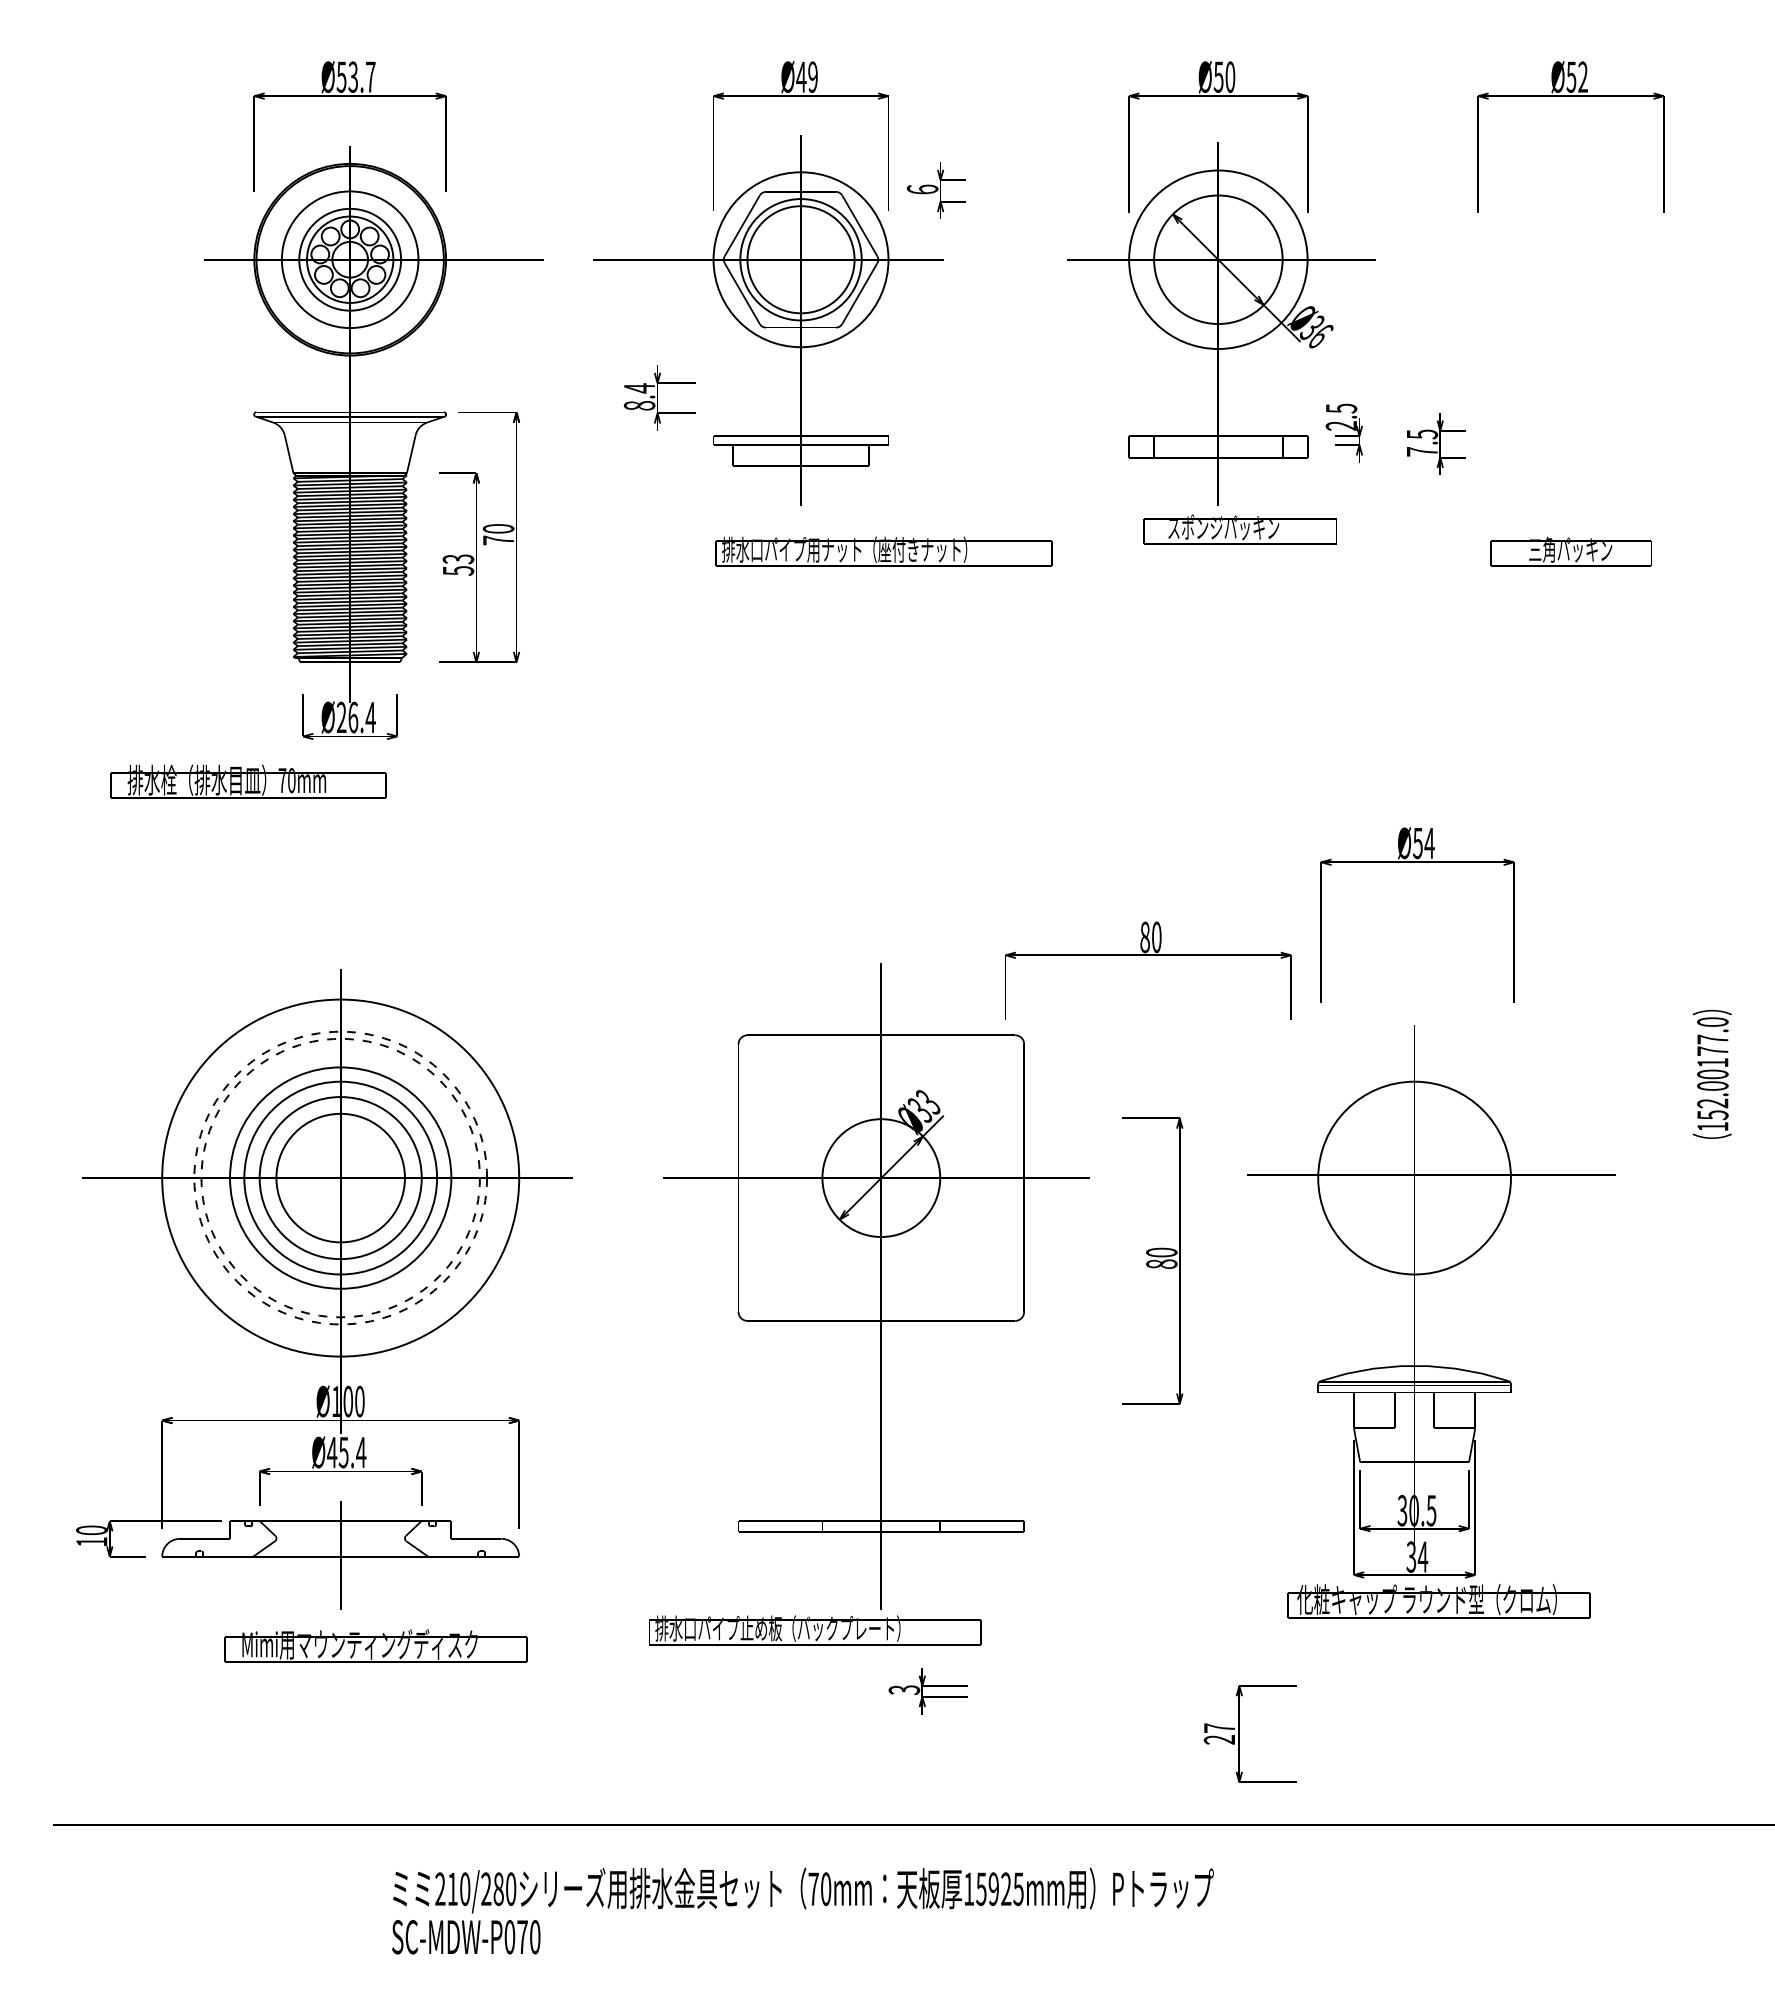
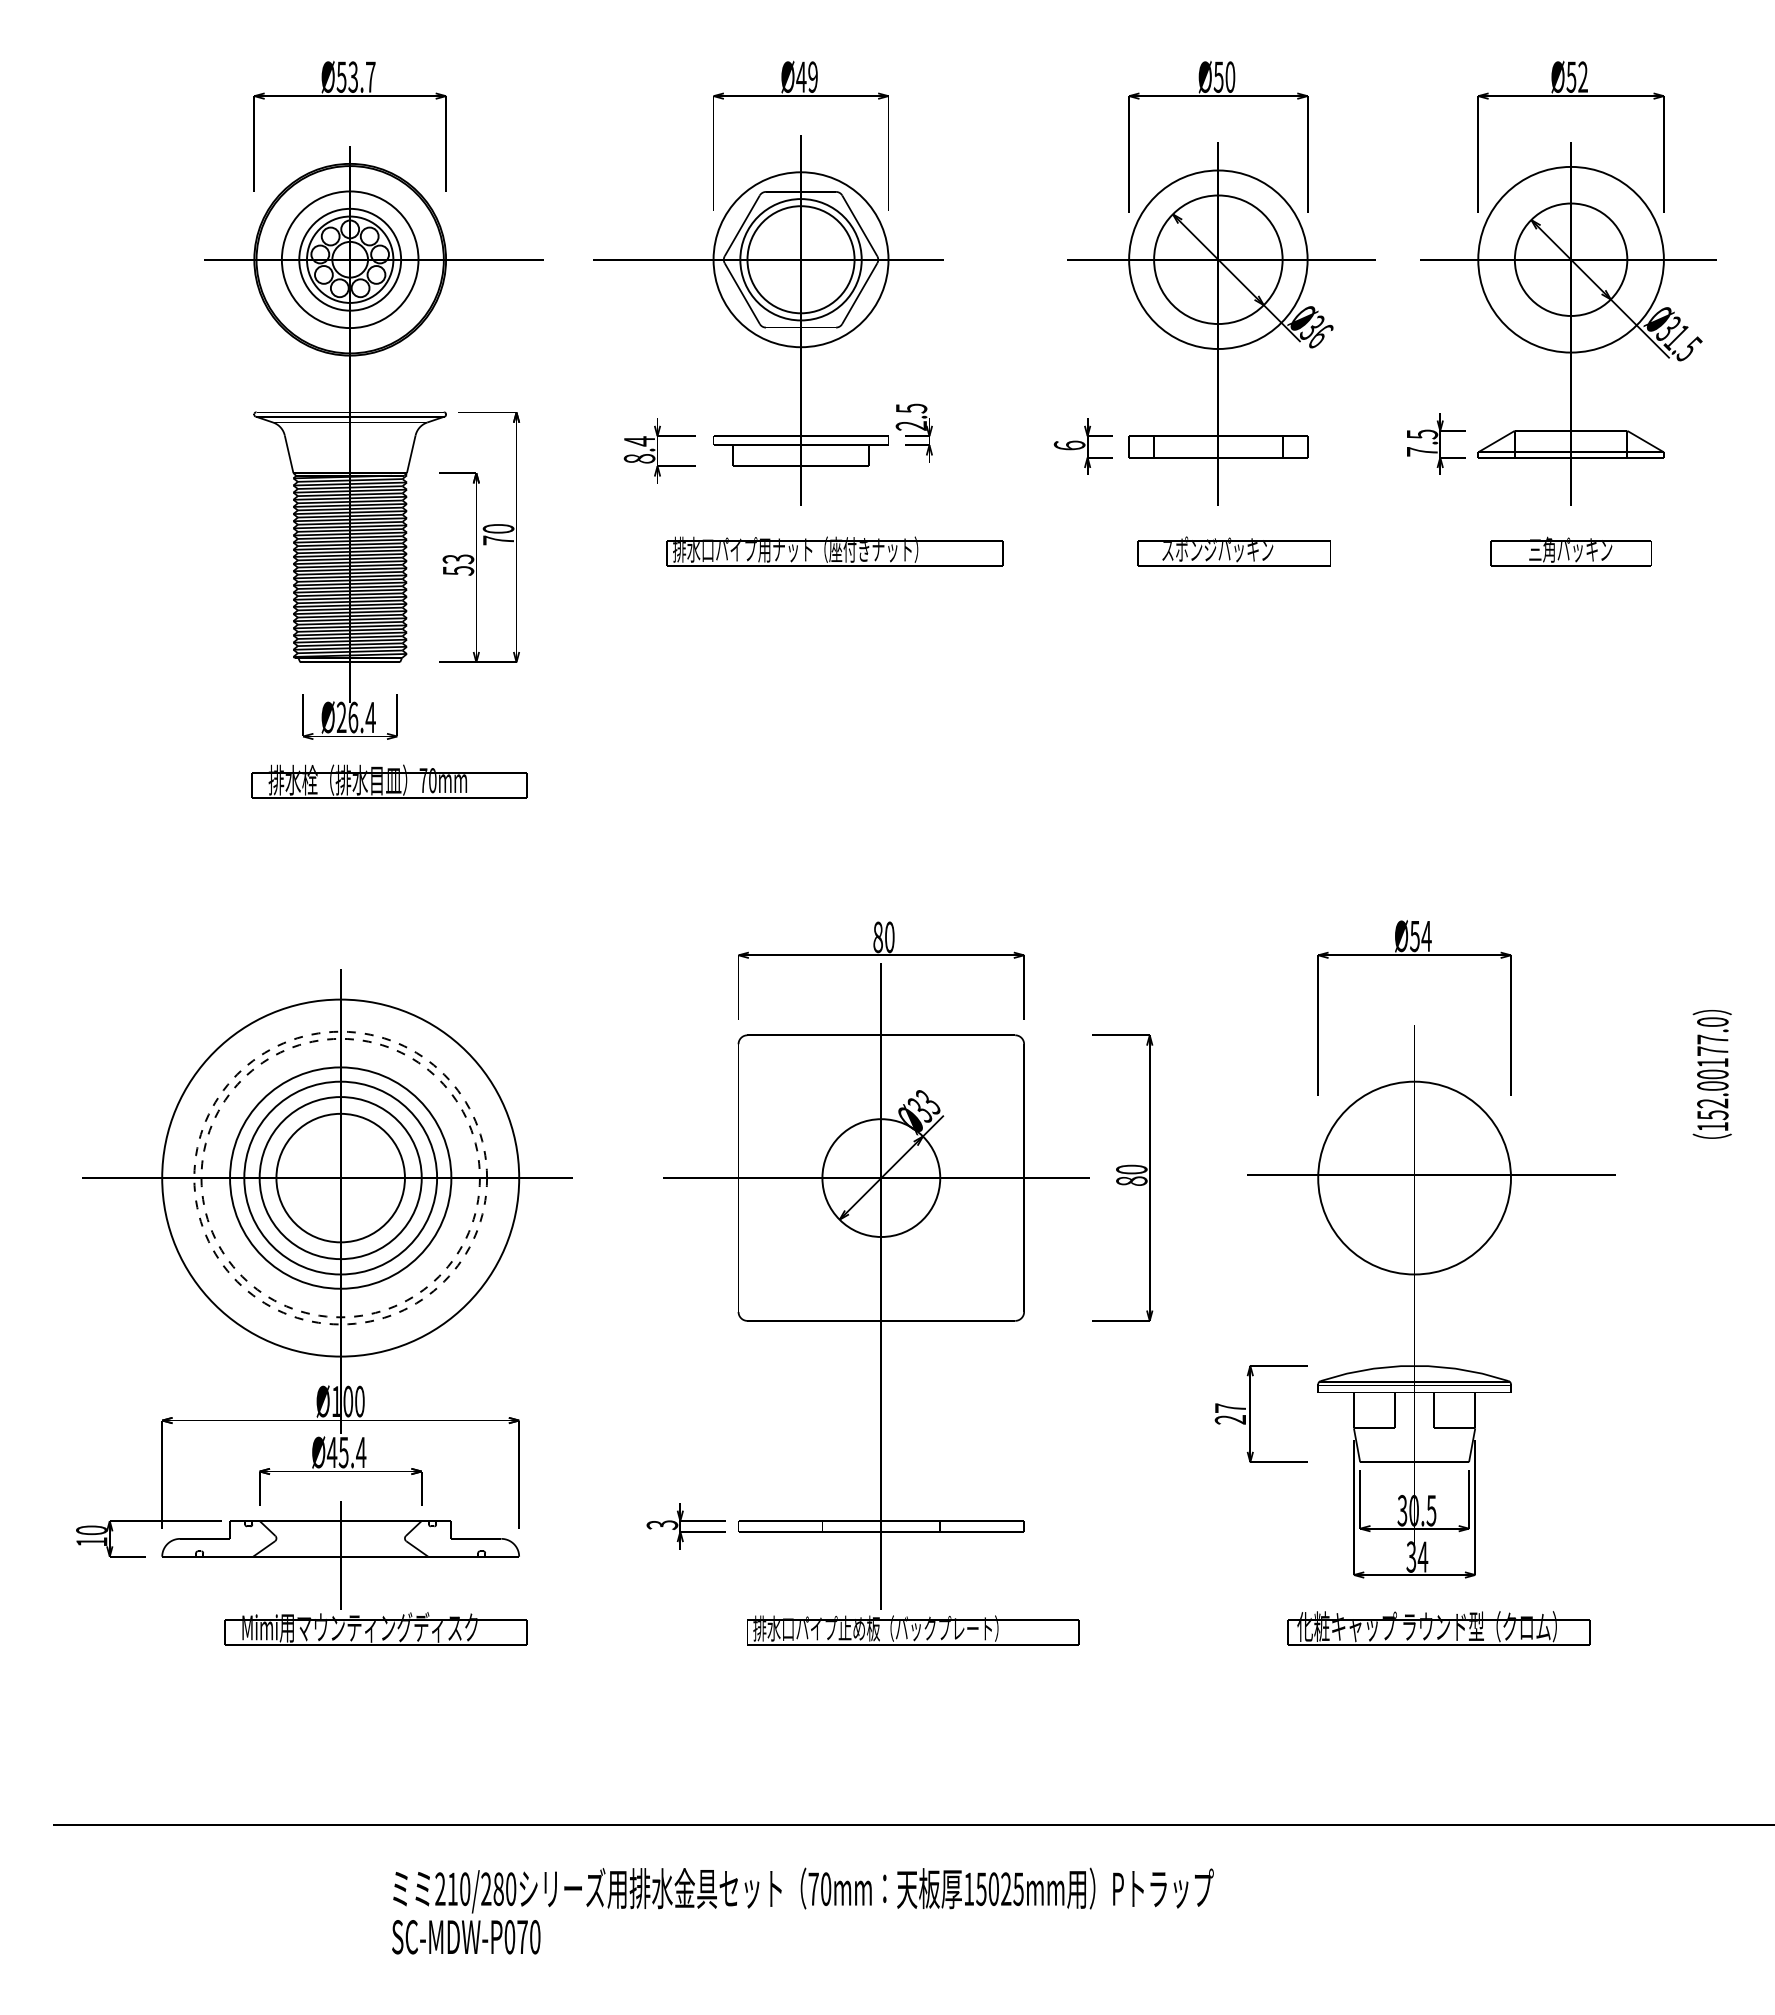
text position: (935, 190) -> (1082, 446) (1082, 446)
part: none -> present (1568, 323)
text position: (659, 397) -> (659, 450) (659, 450)
text position: (1343, 432) -> (913, 432) (913, 432)
text position: (1239, 529) -> (1233, 551) (1233, 551)
text position: (883, 551) -> (834, 551) (834, 551)
text position: (248, 781) -> (389, 781) (389, 781)
text position: (1417, 914) -> (1414, 1007) (1414, 1007)
text position: (1148, 970) -> (881, 970) (881, 970)
text position: (1152, 1260) -> (1122, 1177) (1122, 1177)
text position: (1438, 1601) -> (1438, 1628) (1438, 1628)
text position: (815, 1630) -> (913, 1630) (913, 1630)
text position: (375, 1645) -> (375, 1628) (375, 1628)
text position: (927, 1691) -> (685, 1526) (685, 1526)
text position: (1249, 1733) -> (1260, 1413) (1260, 1413)
text: 15925mm -> 15025mm (993, 1888)
